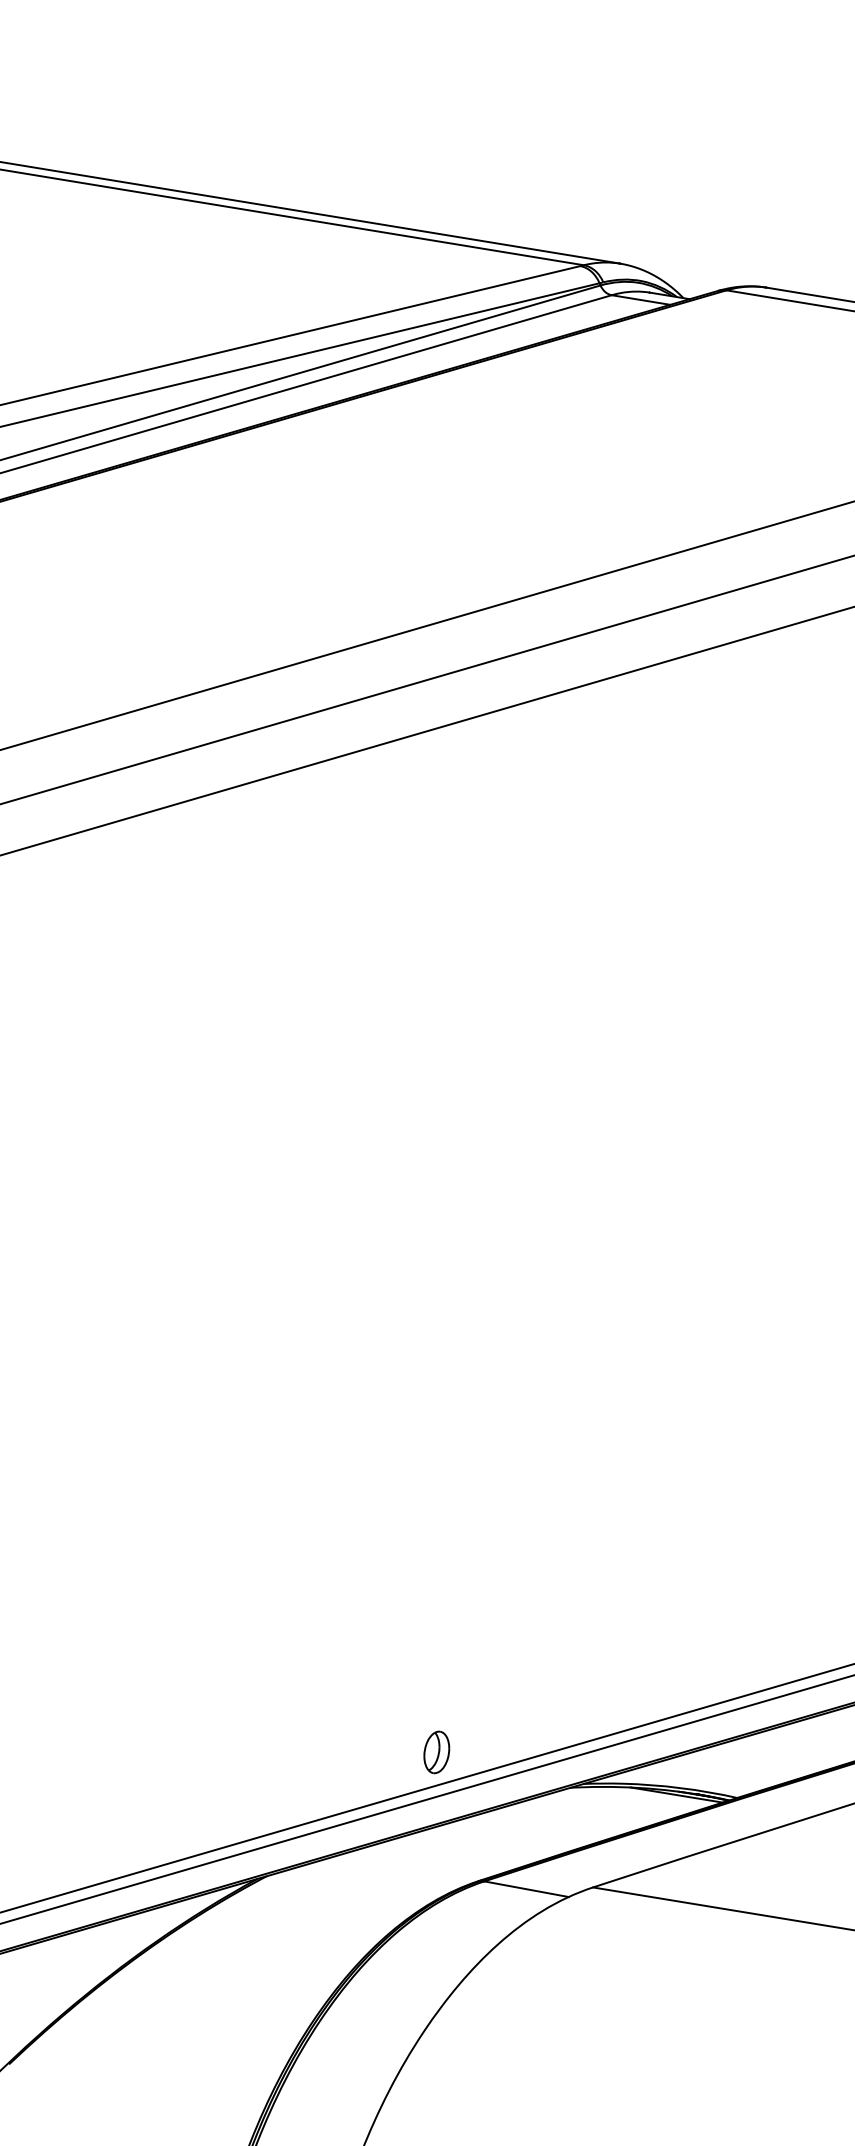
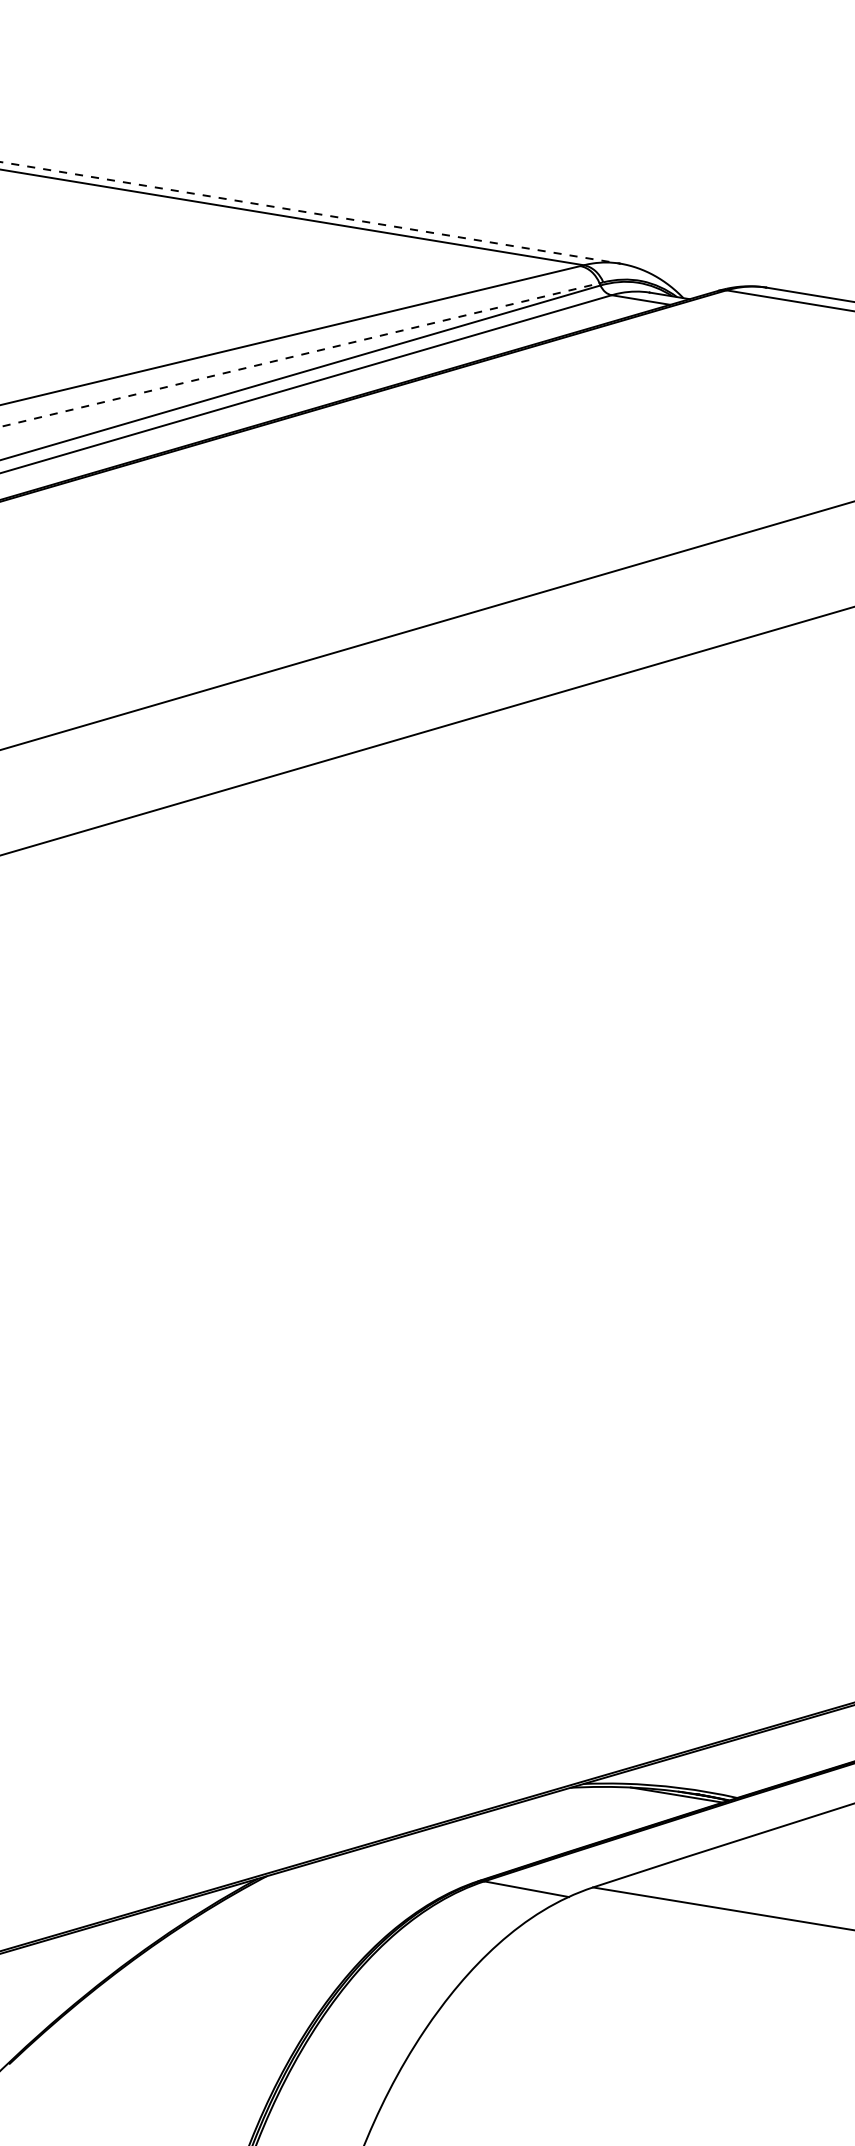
line: solid -> dashed (310, 212)
line: solid -> dashed (300, 355)
line: present -> none (426, 679)
part: present -> none (436, 1752)
line: present -> none (426, 1788)
line: present -> none (426, 1799)
